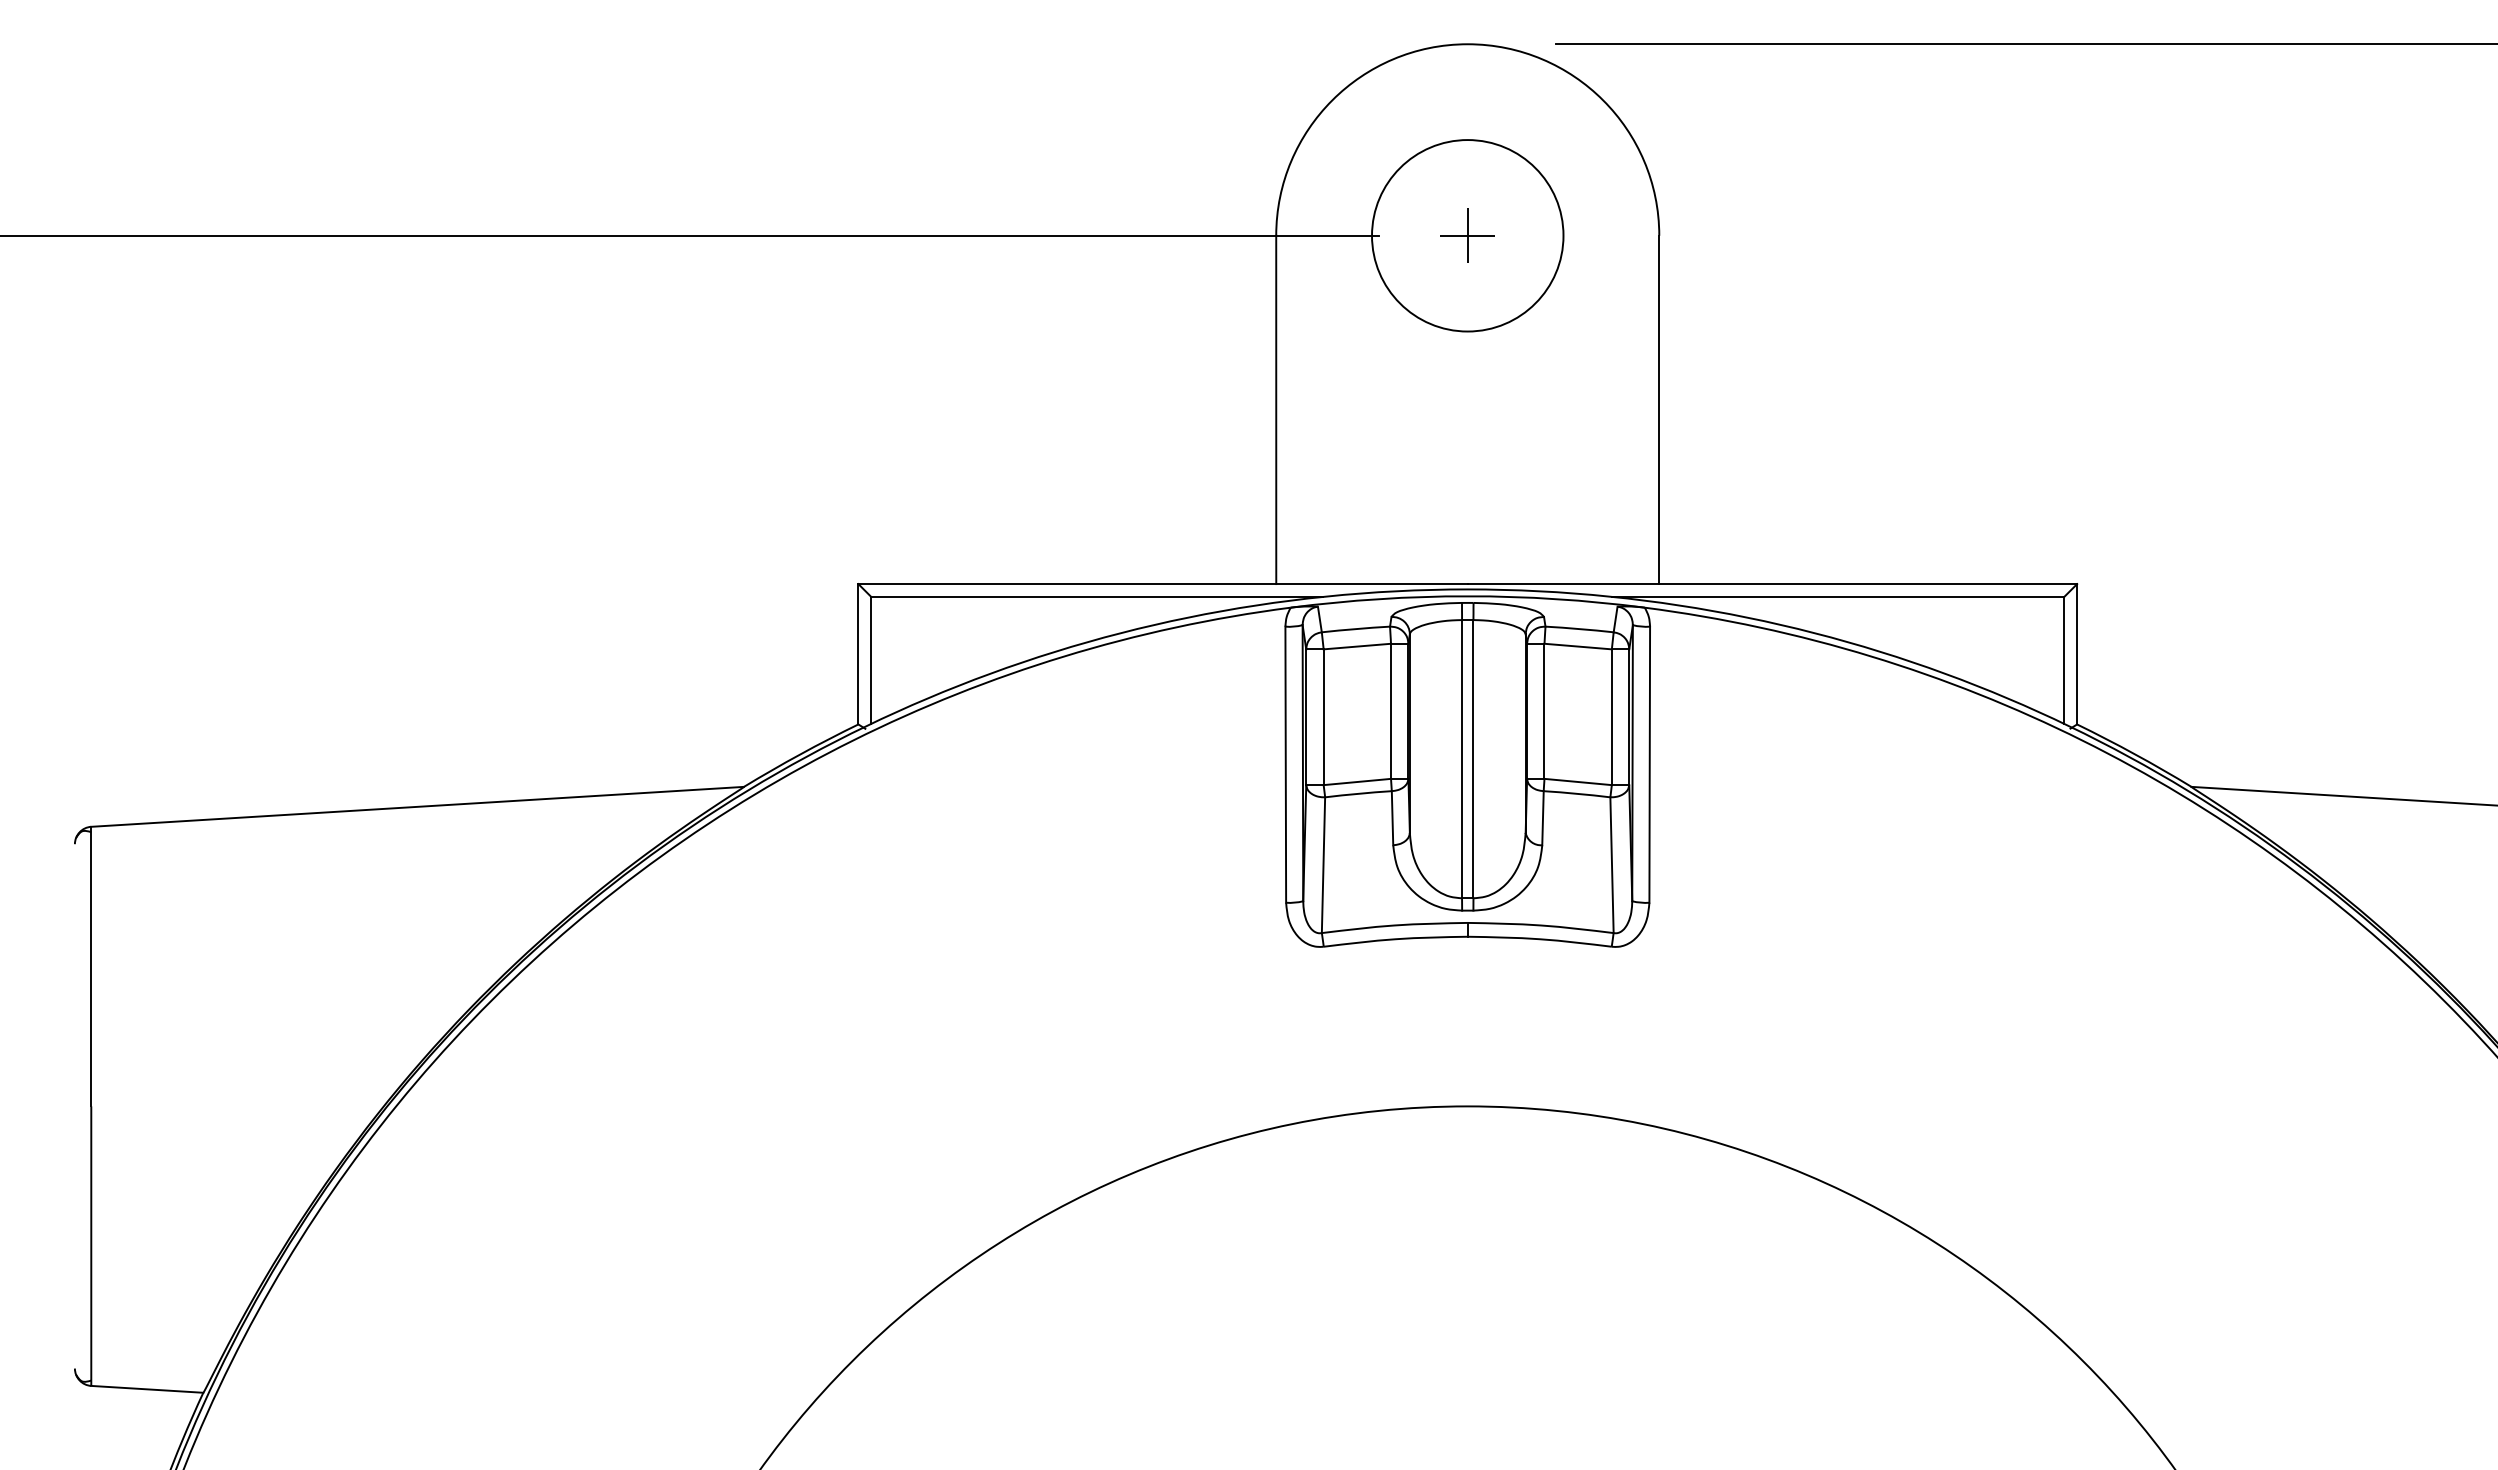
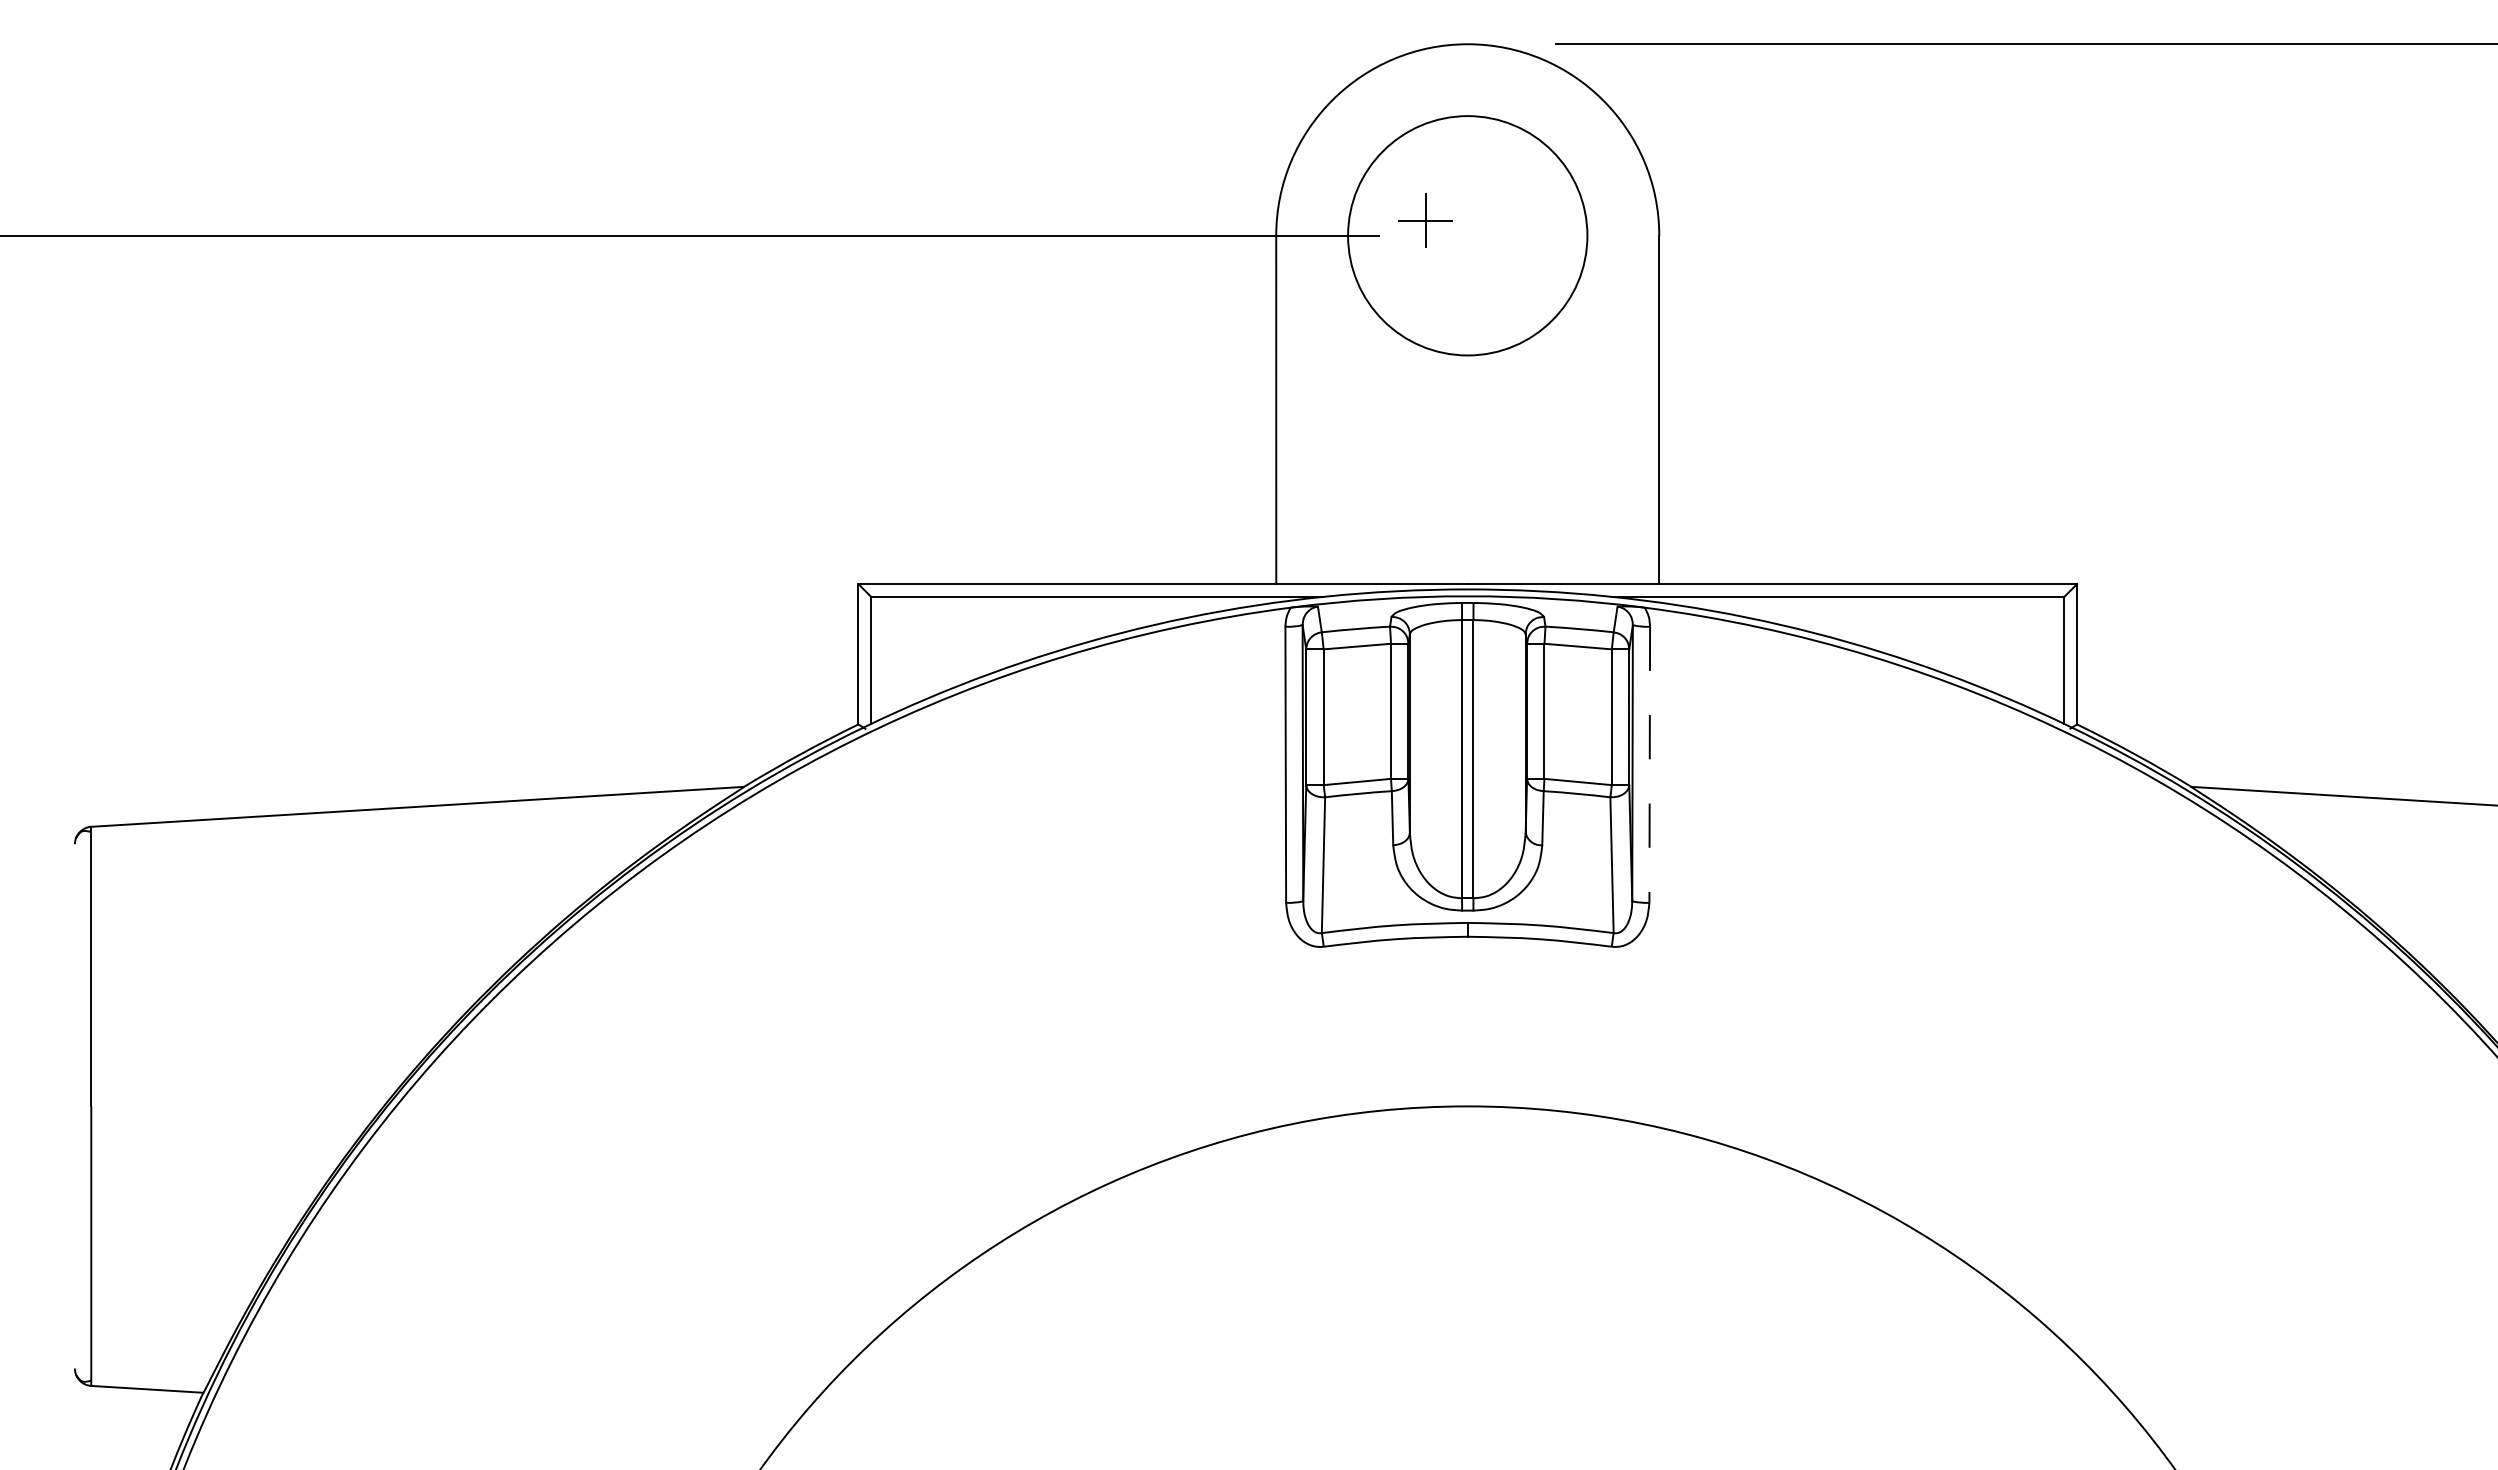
circle diameter: 191 px -> 239 px (1467, 235)
part position: (1467, 235) -> (1425, 220) (1425, 220)
line: solid -> dashed (1649, 765)
